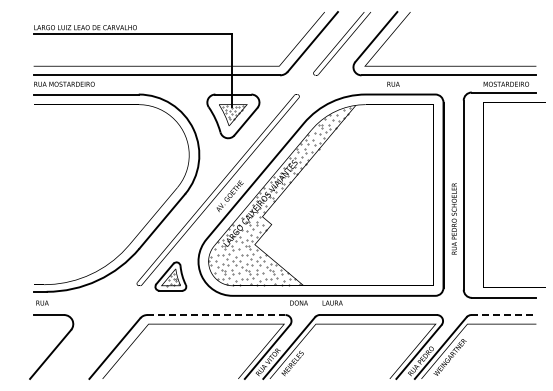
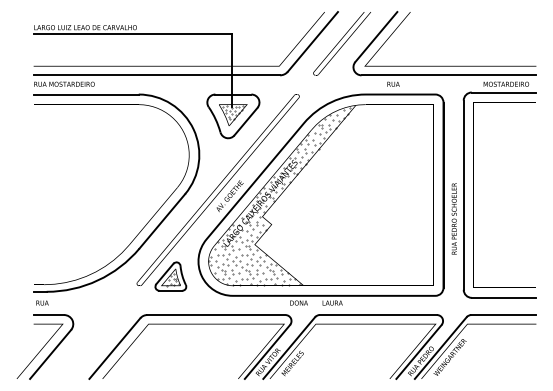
line position: (483, 194) -> (473, 194) (473, 194)
line: dashed -> solid (216, 315)
line: dashed -> solid (503, 315)
line: none -> present (40, 350)
